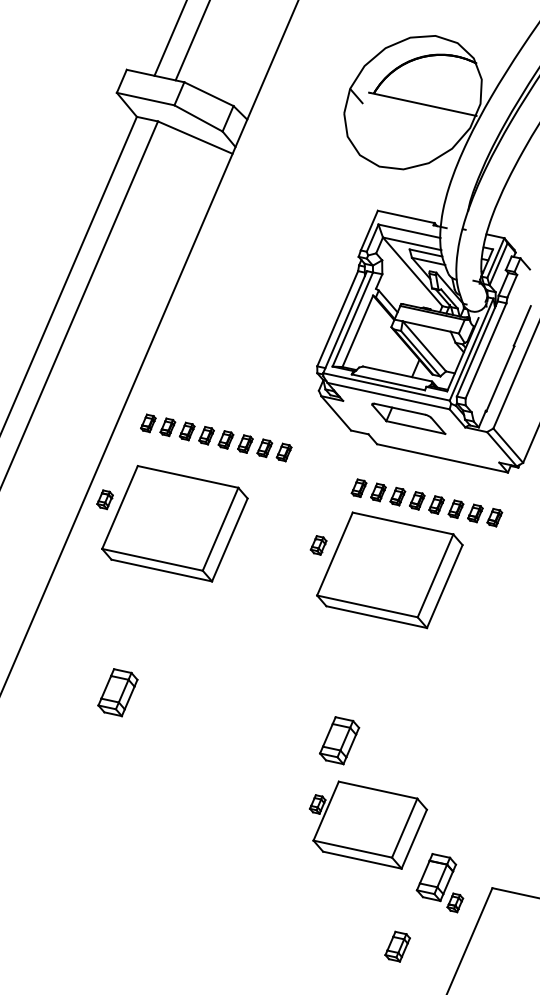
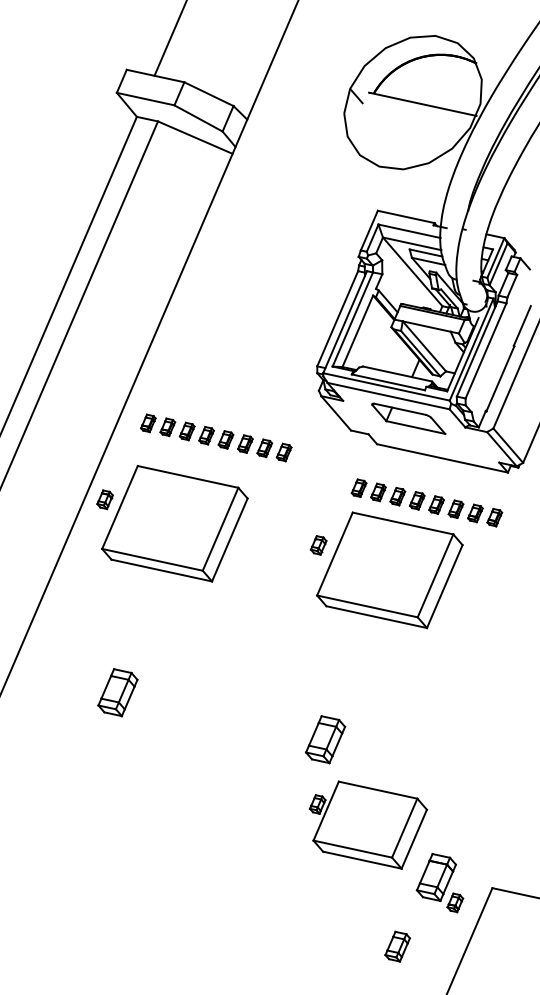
line: present -> none (192, 41)
part position: (339, 740) -> (325, 739) (325, 739)
